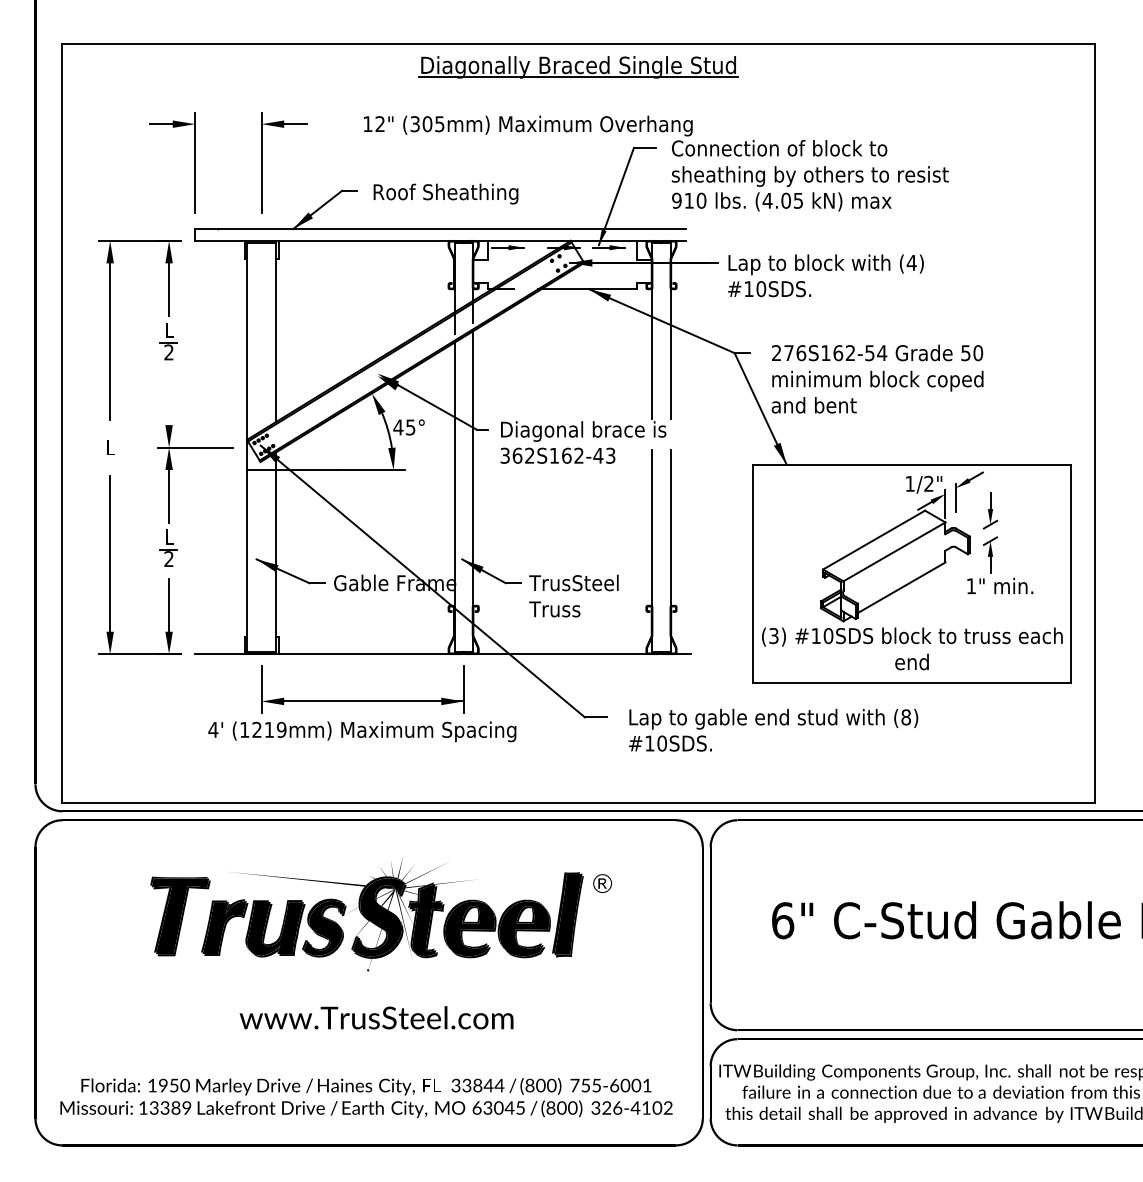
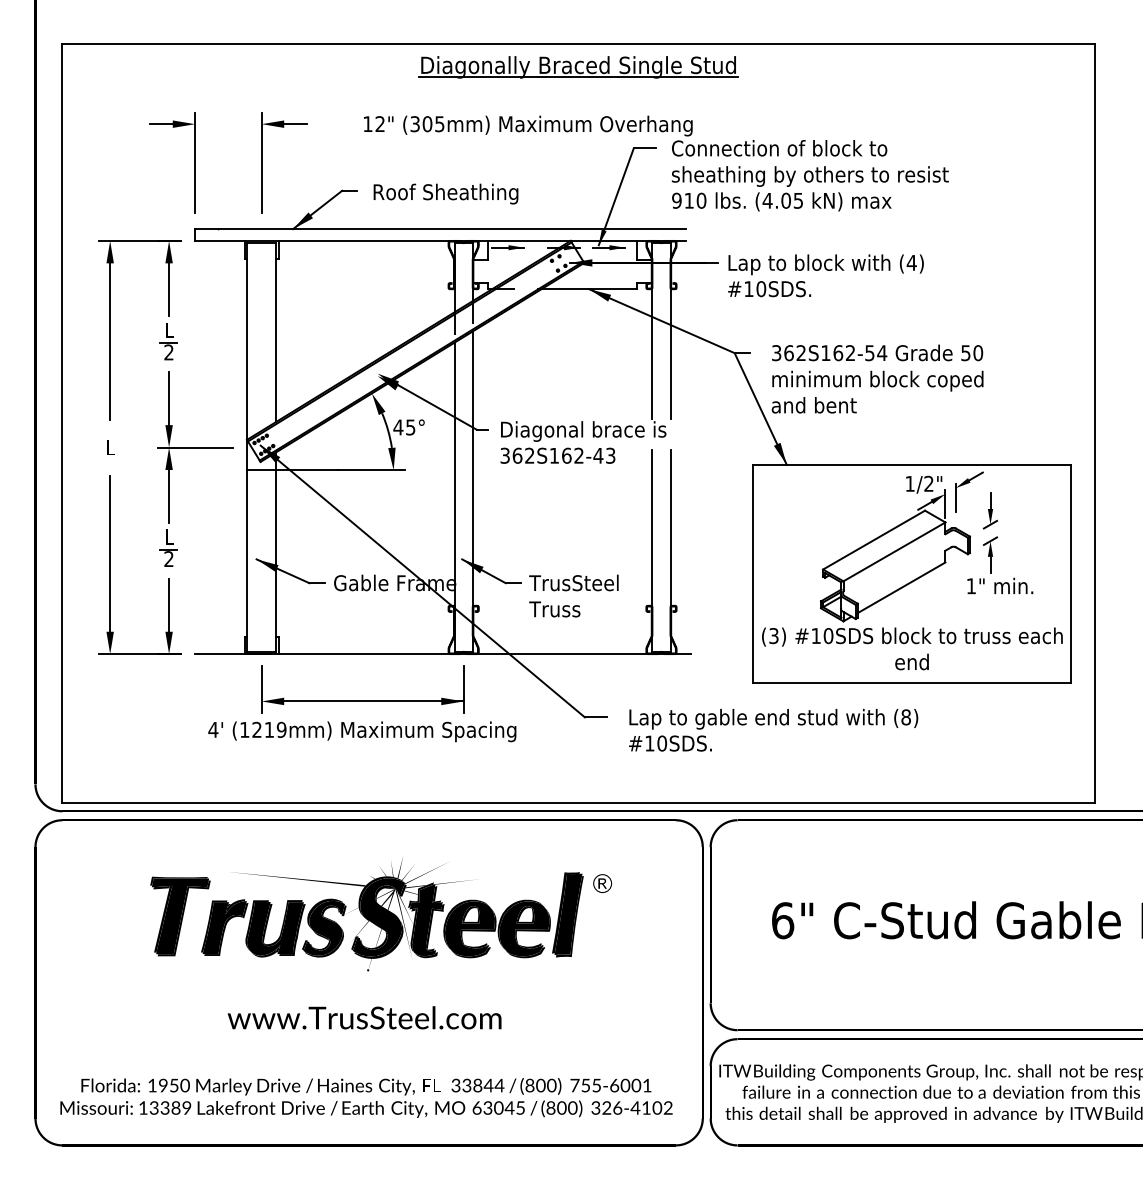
text: 276S162-54 -> 362S162-54 (789, 353)
line: none -> present (169, 398)
text position: (376, 1017) -> (364, 1017) (364, 1017)
